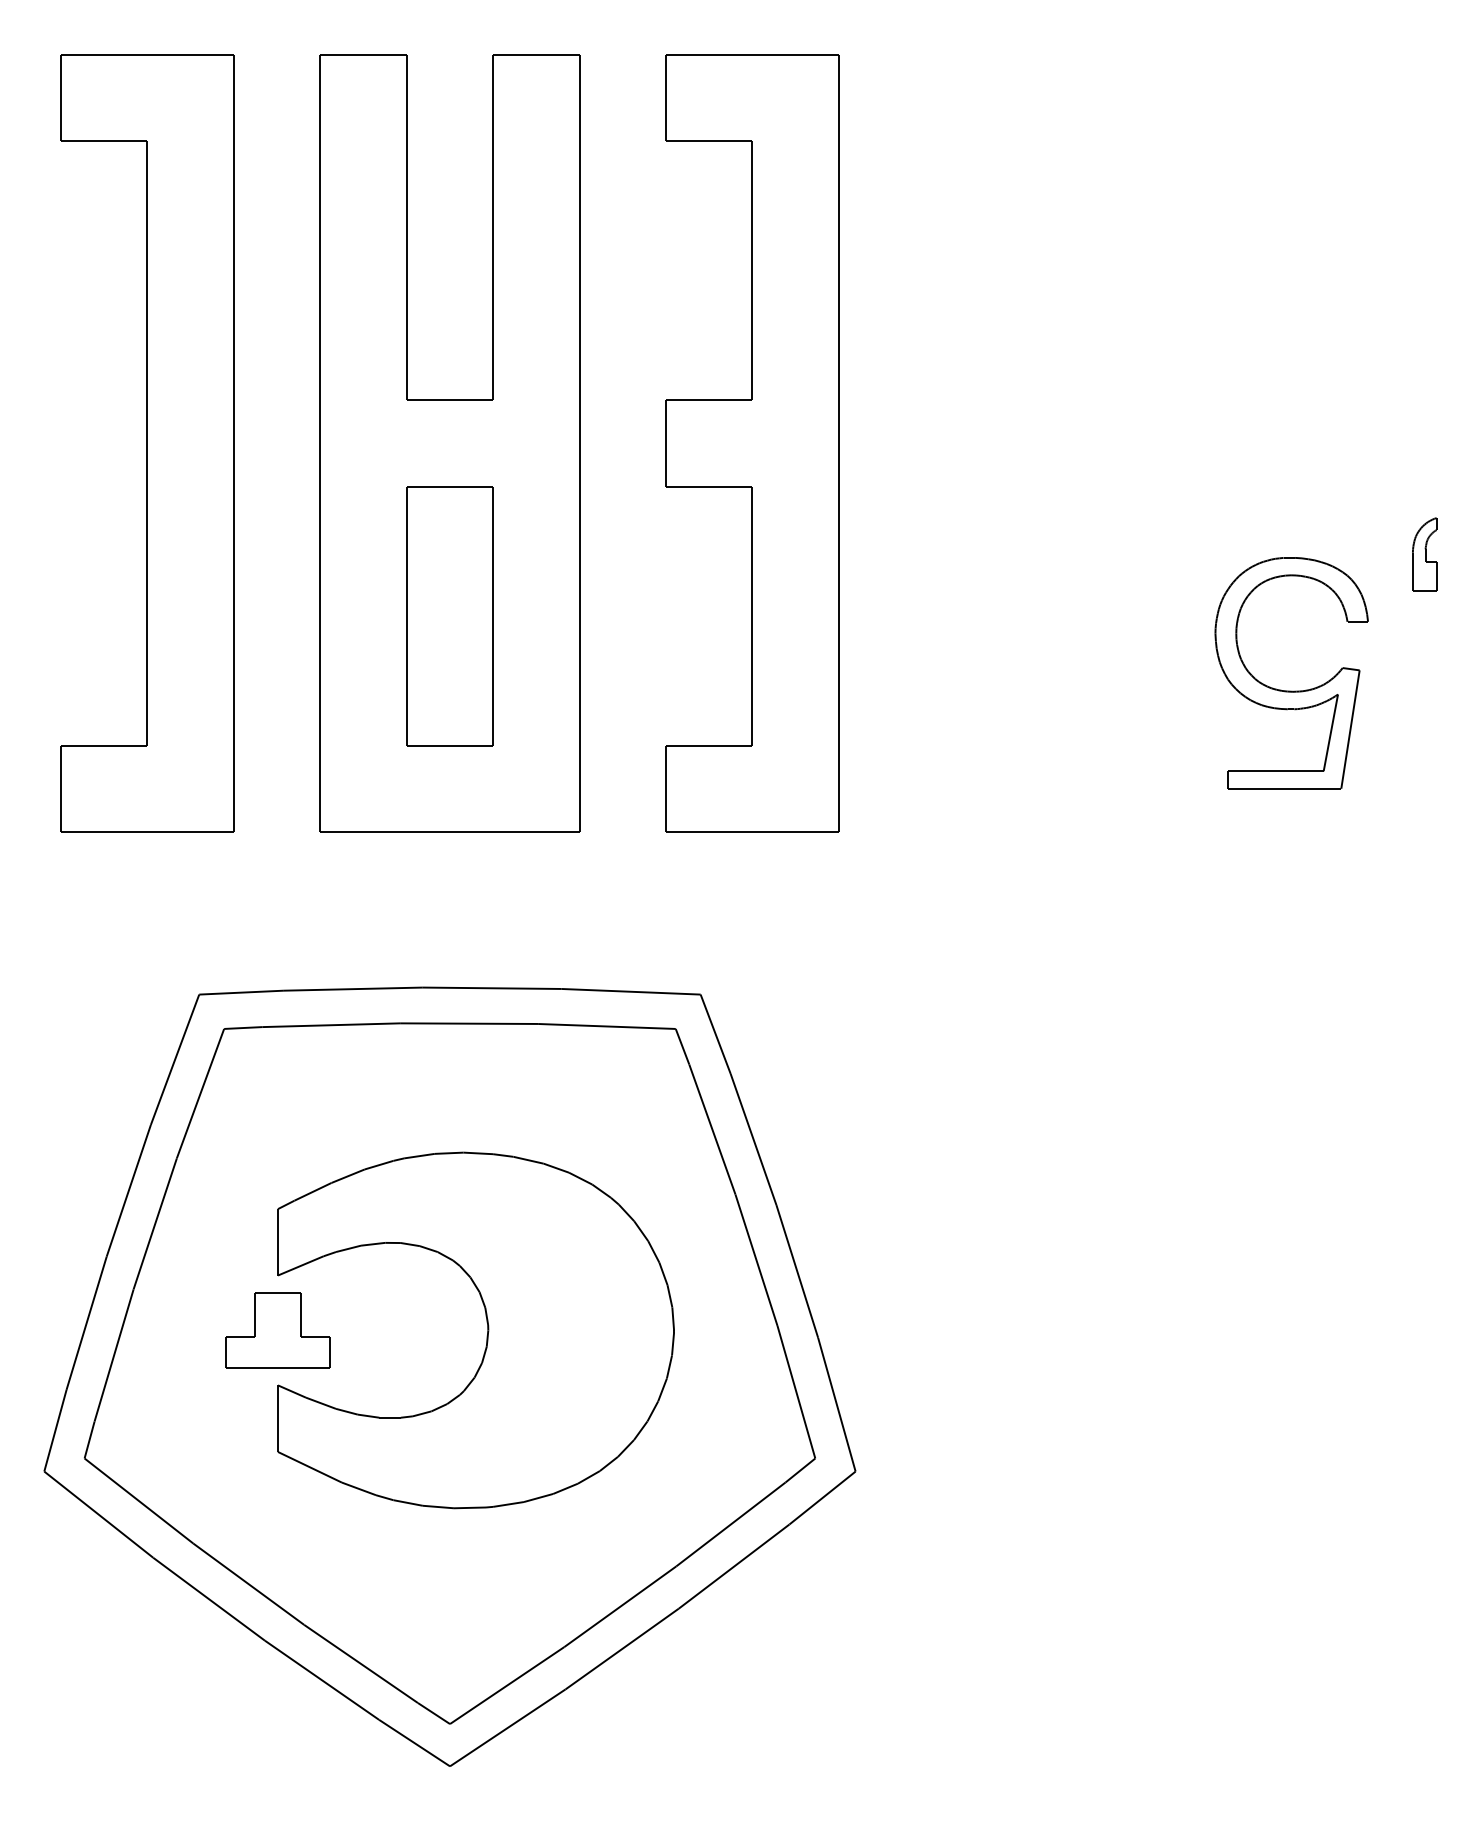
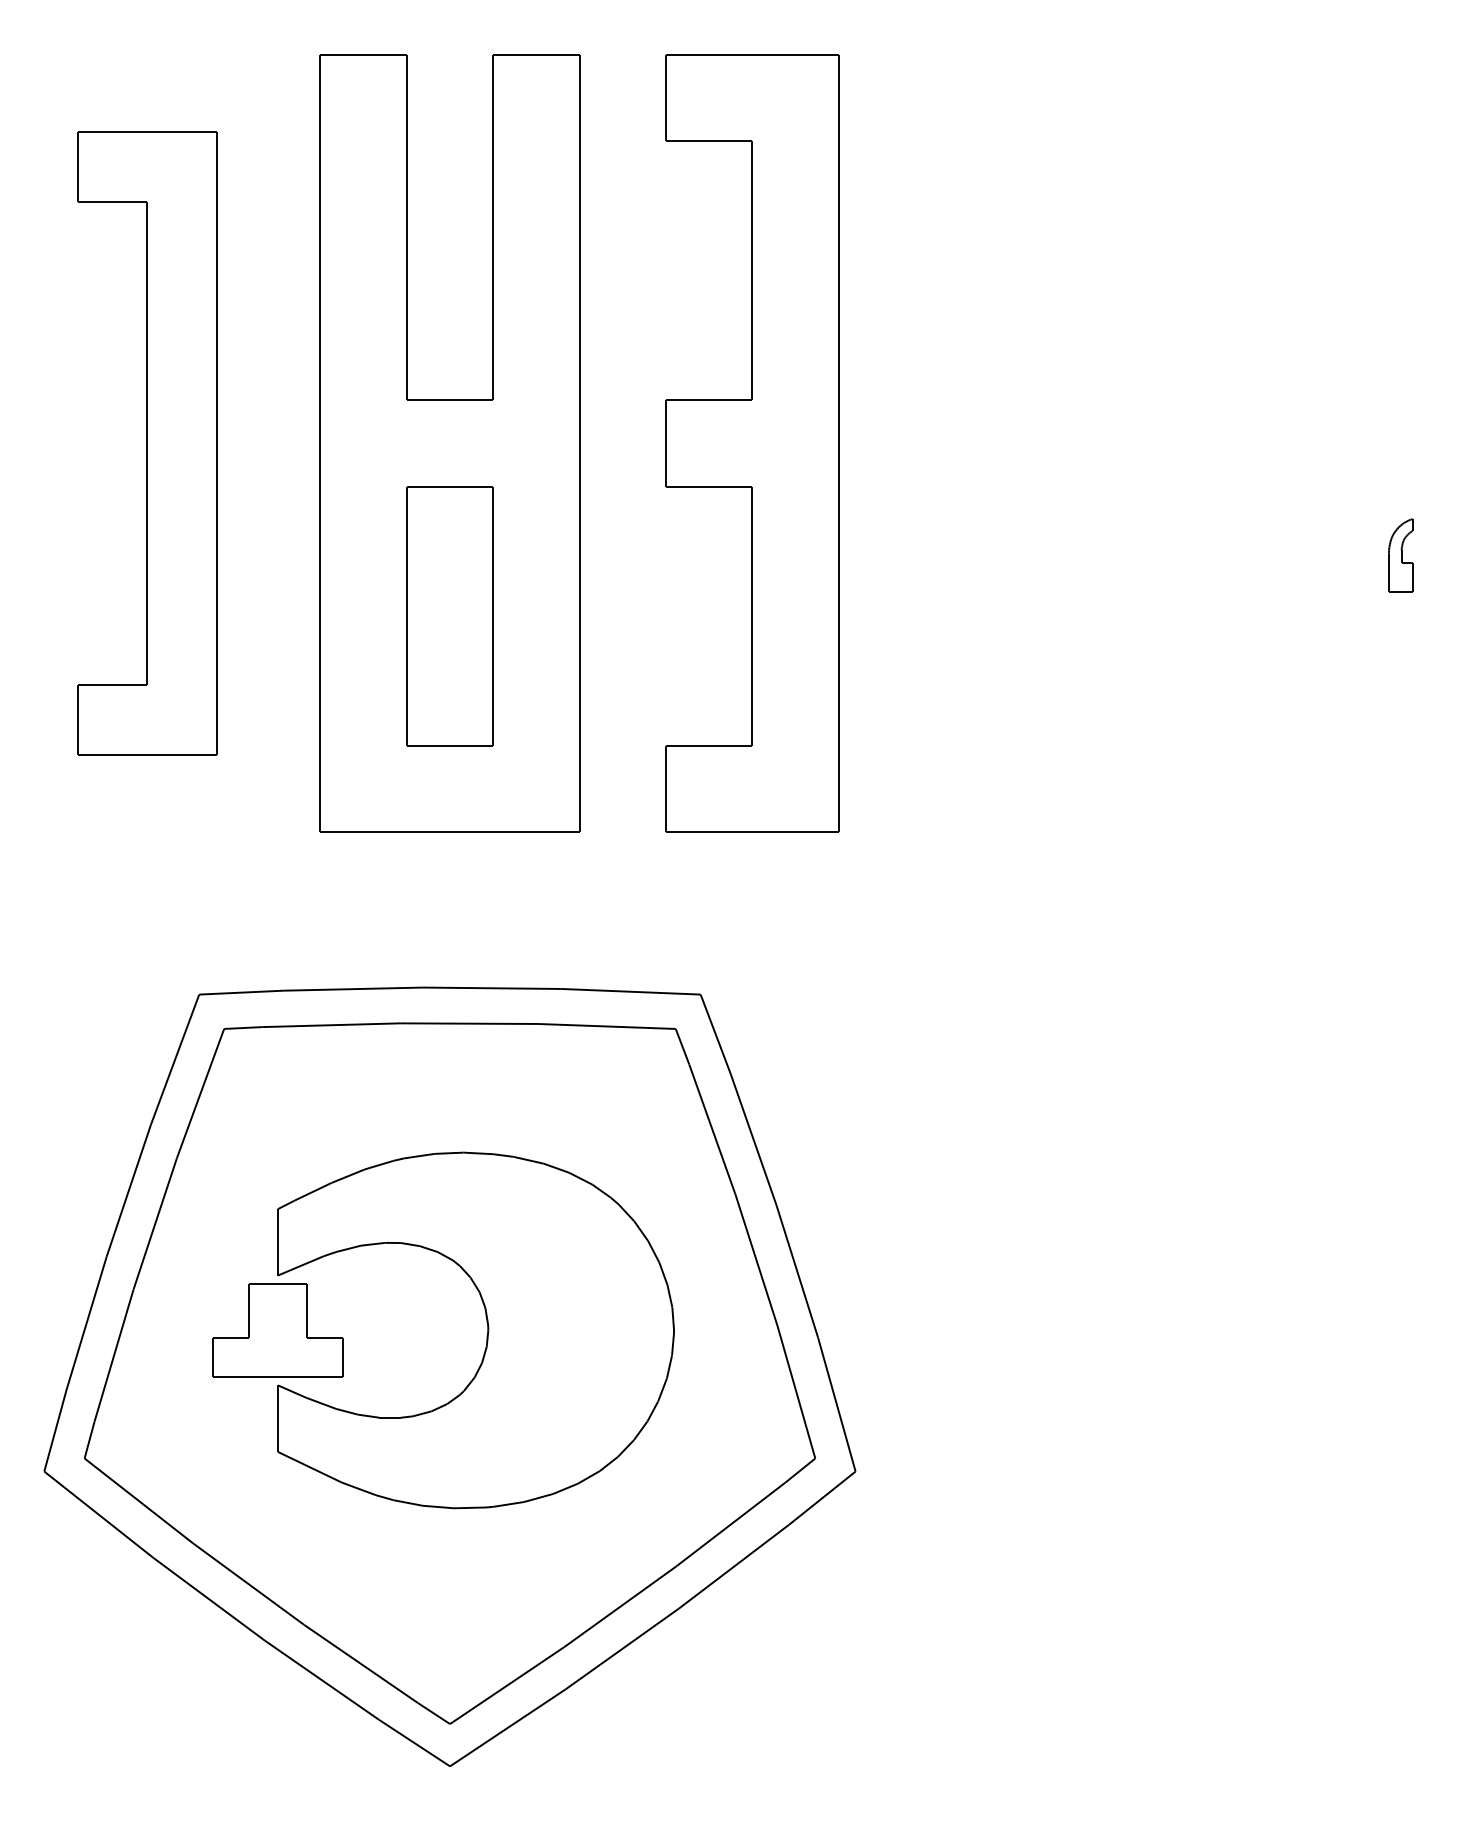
part size: 175x779 px -> 141x625 px (147, 443)
part position: (1424, 554) -> (1400, 555) (1400, 555)
part: present -> none (1291, 690)
part size: 106x77 px -> 132x95 px (277, 1330)
